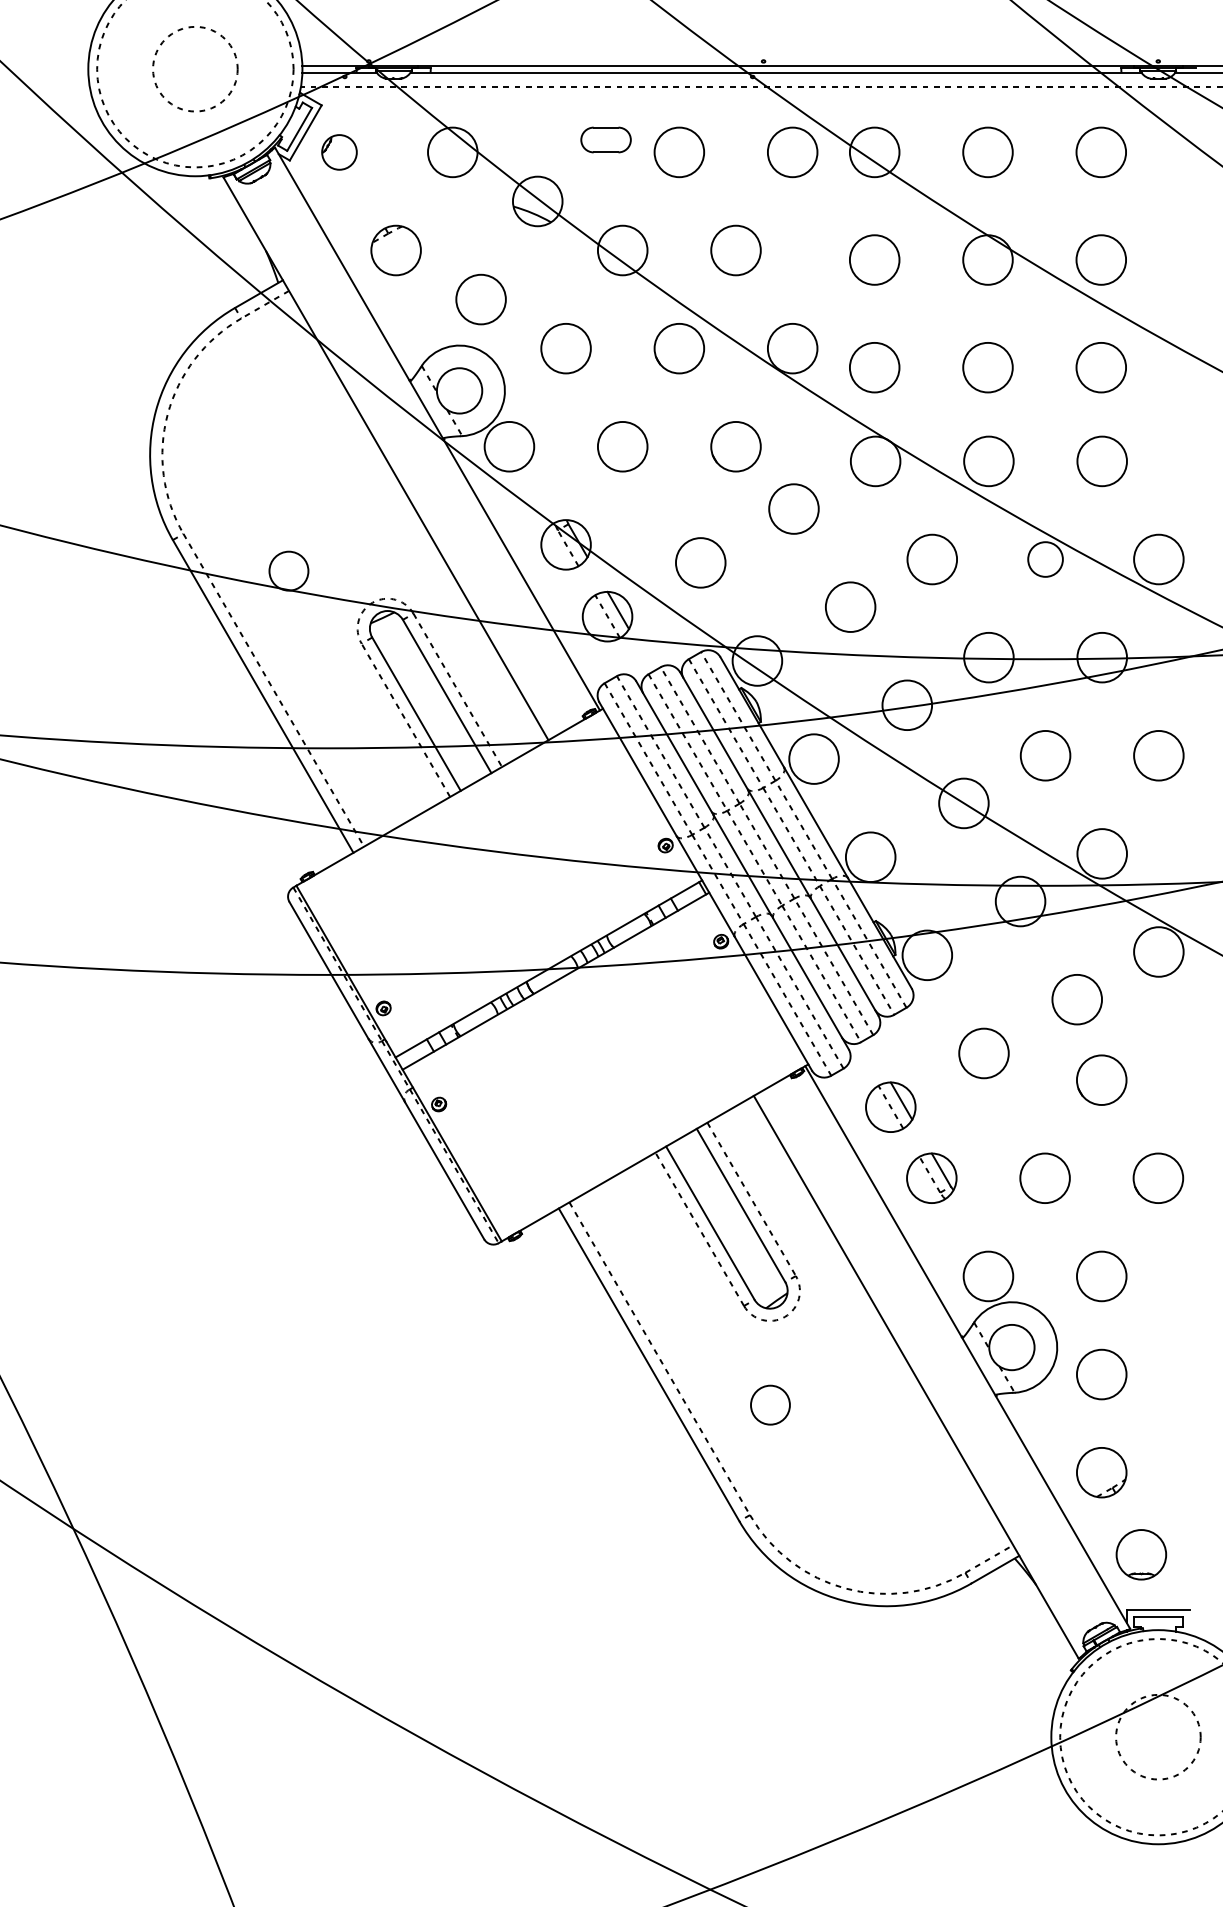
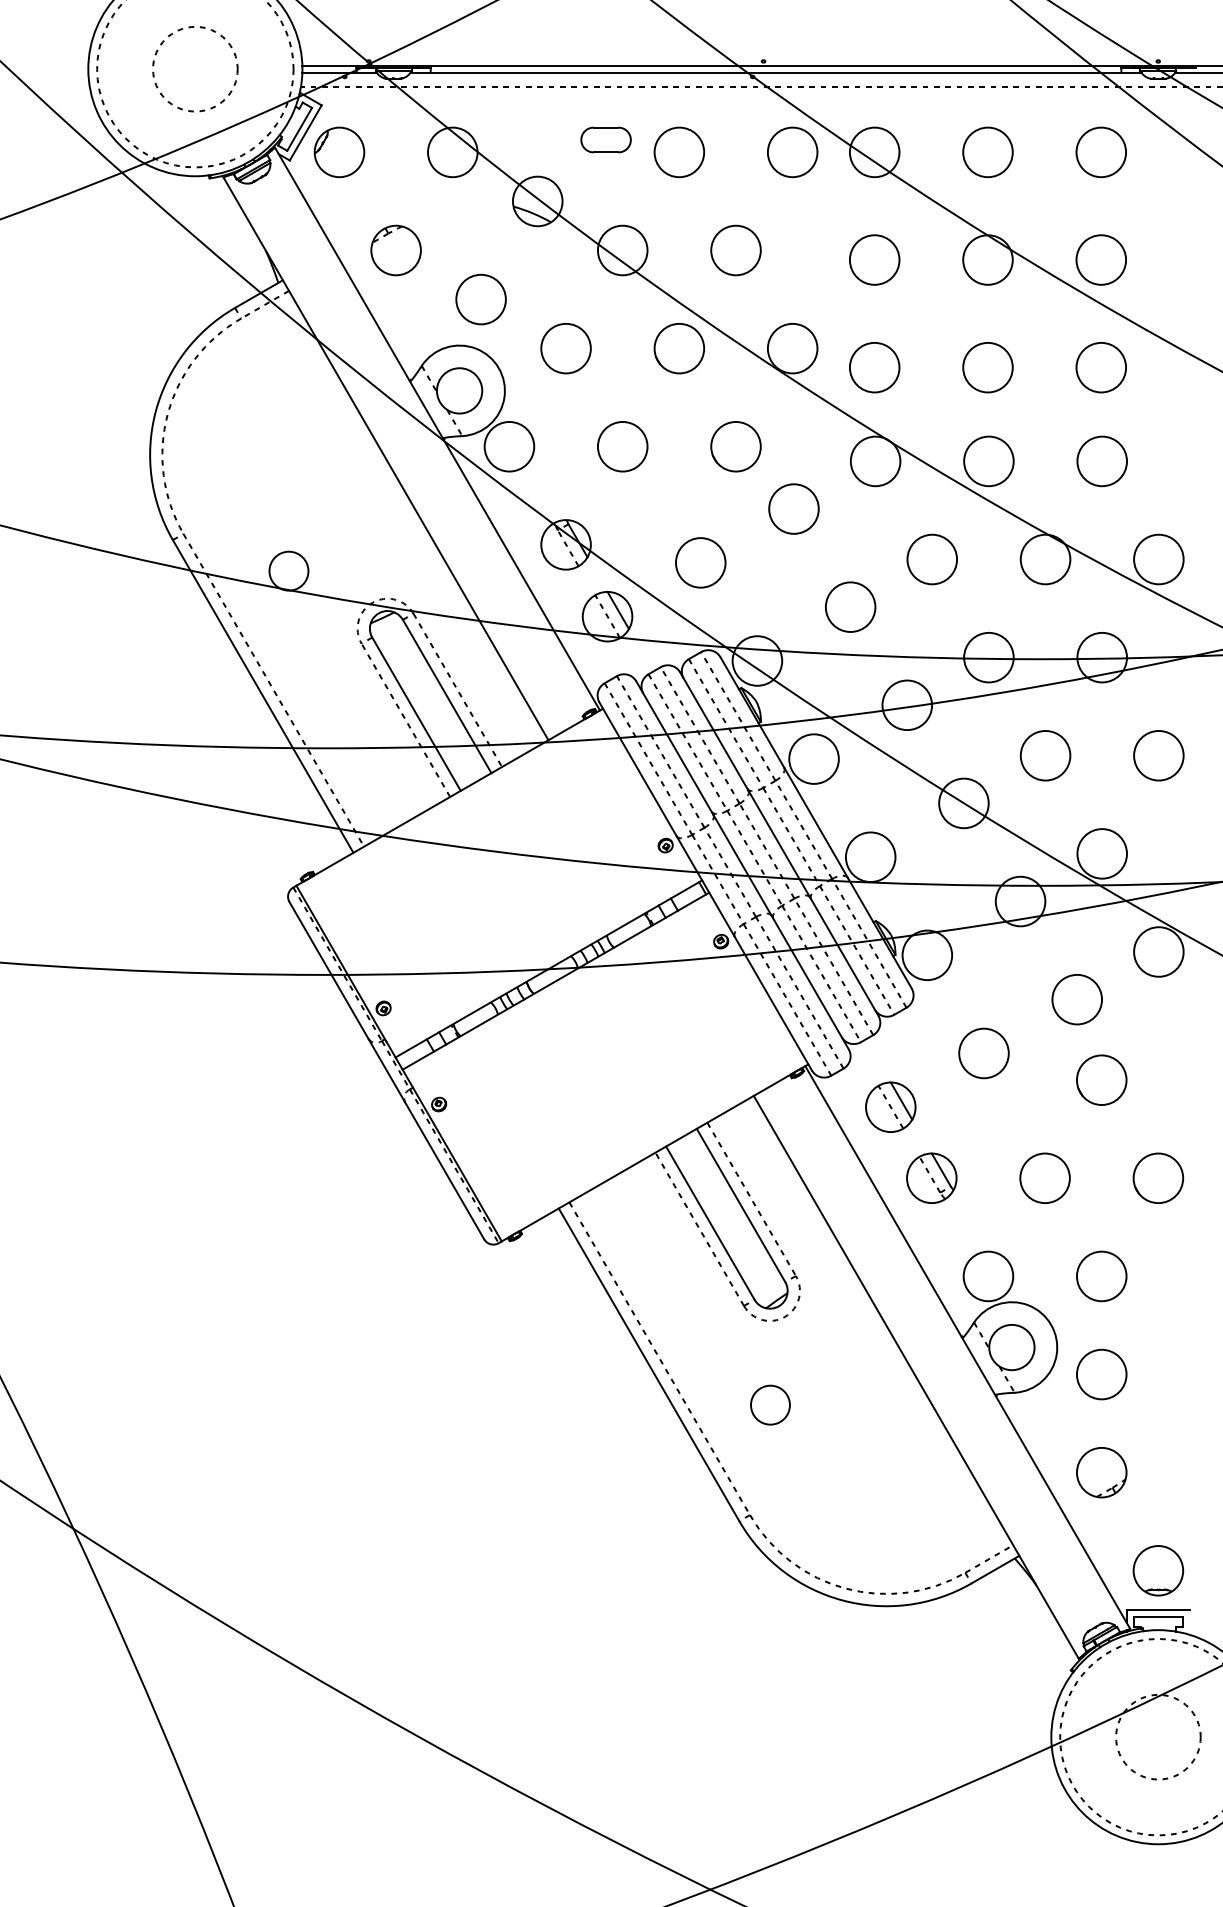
part size: 37x37 px -> 53x53 px (339, 152)
circle diameter: 35 px -> 50 px (1045, 559)
part position: (1141, 1554) -> (1158, 1570) (1158, 1570)
